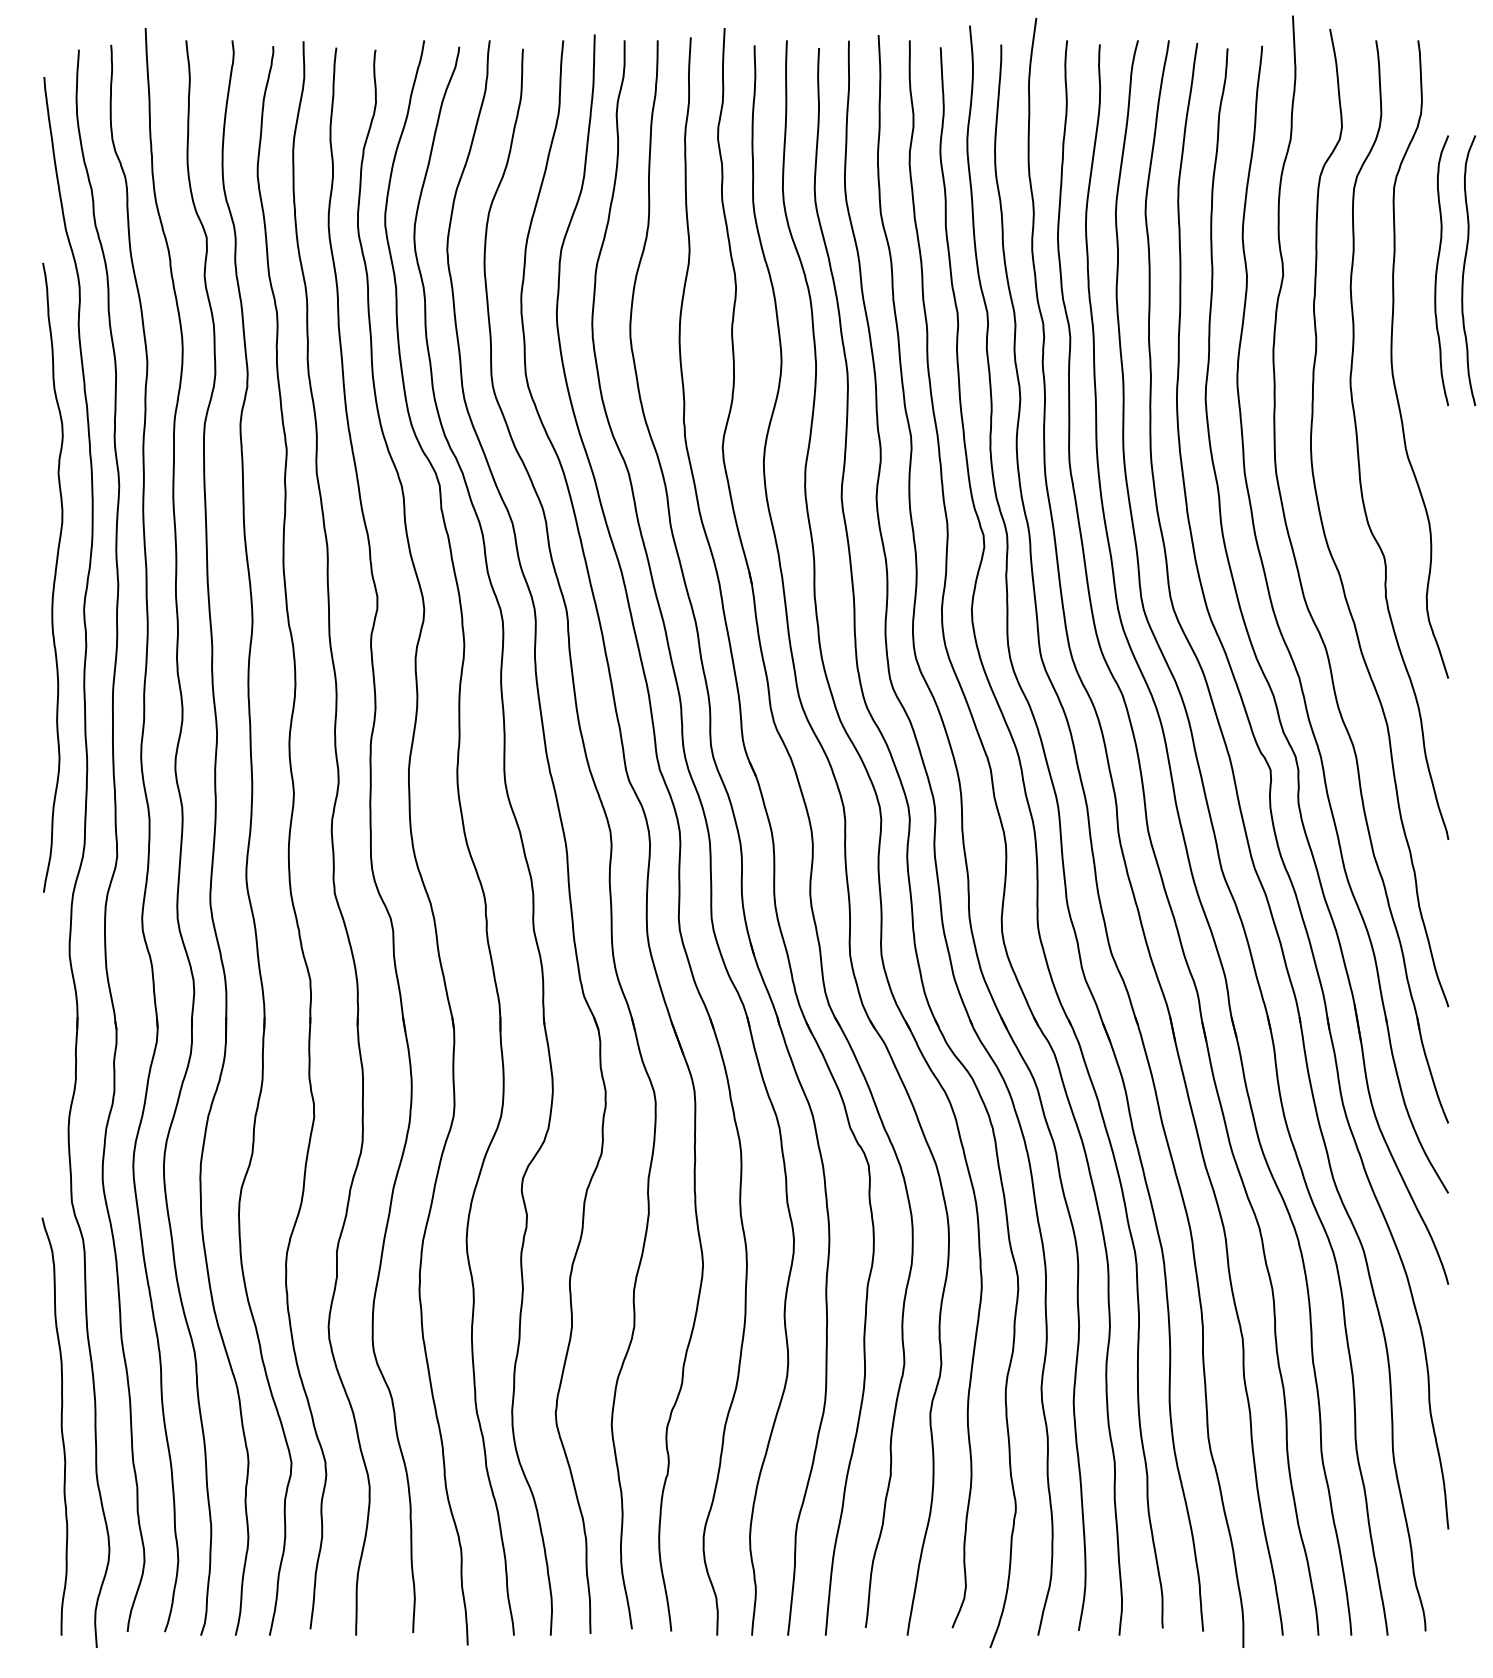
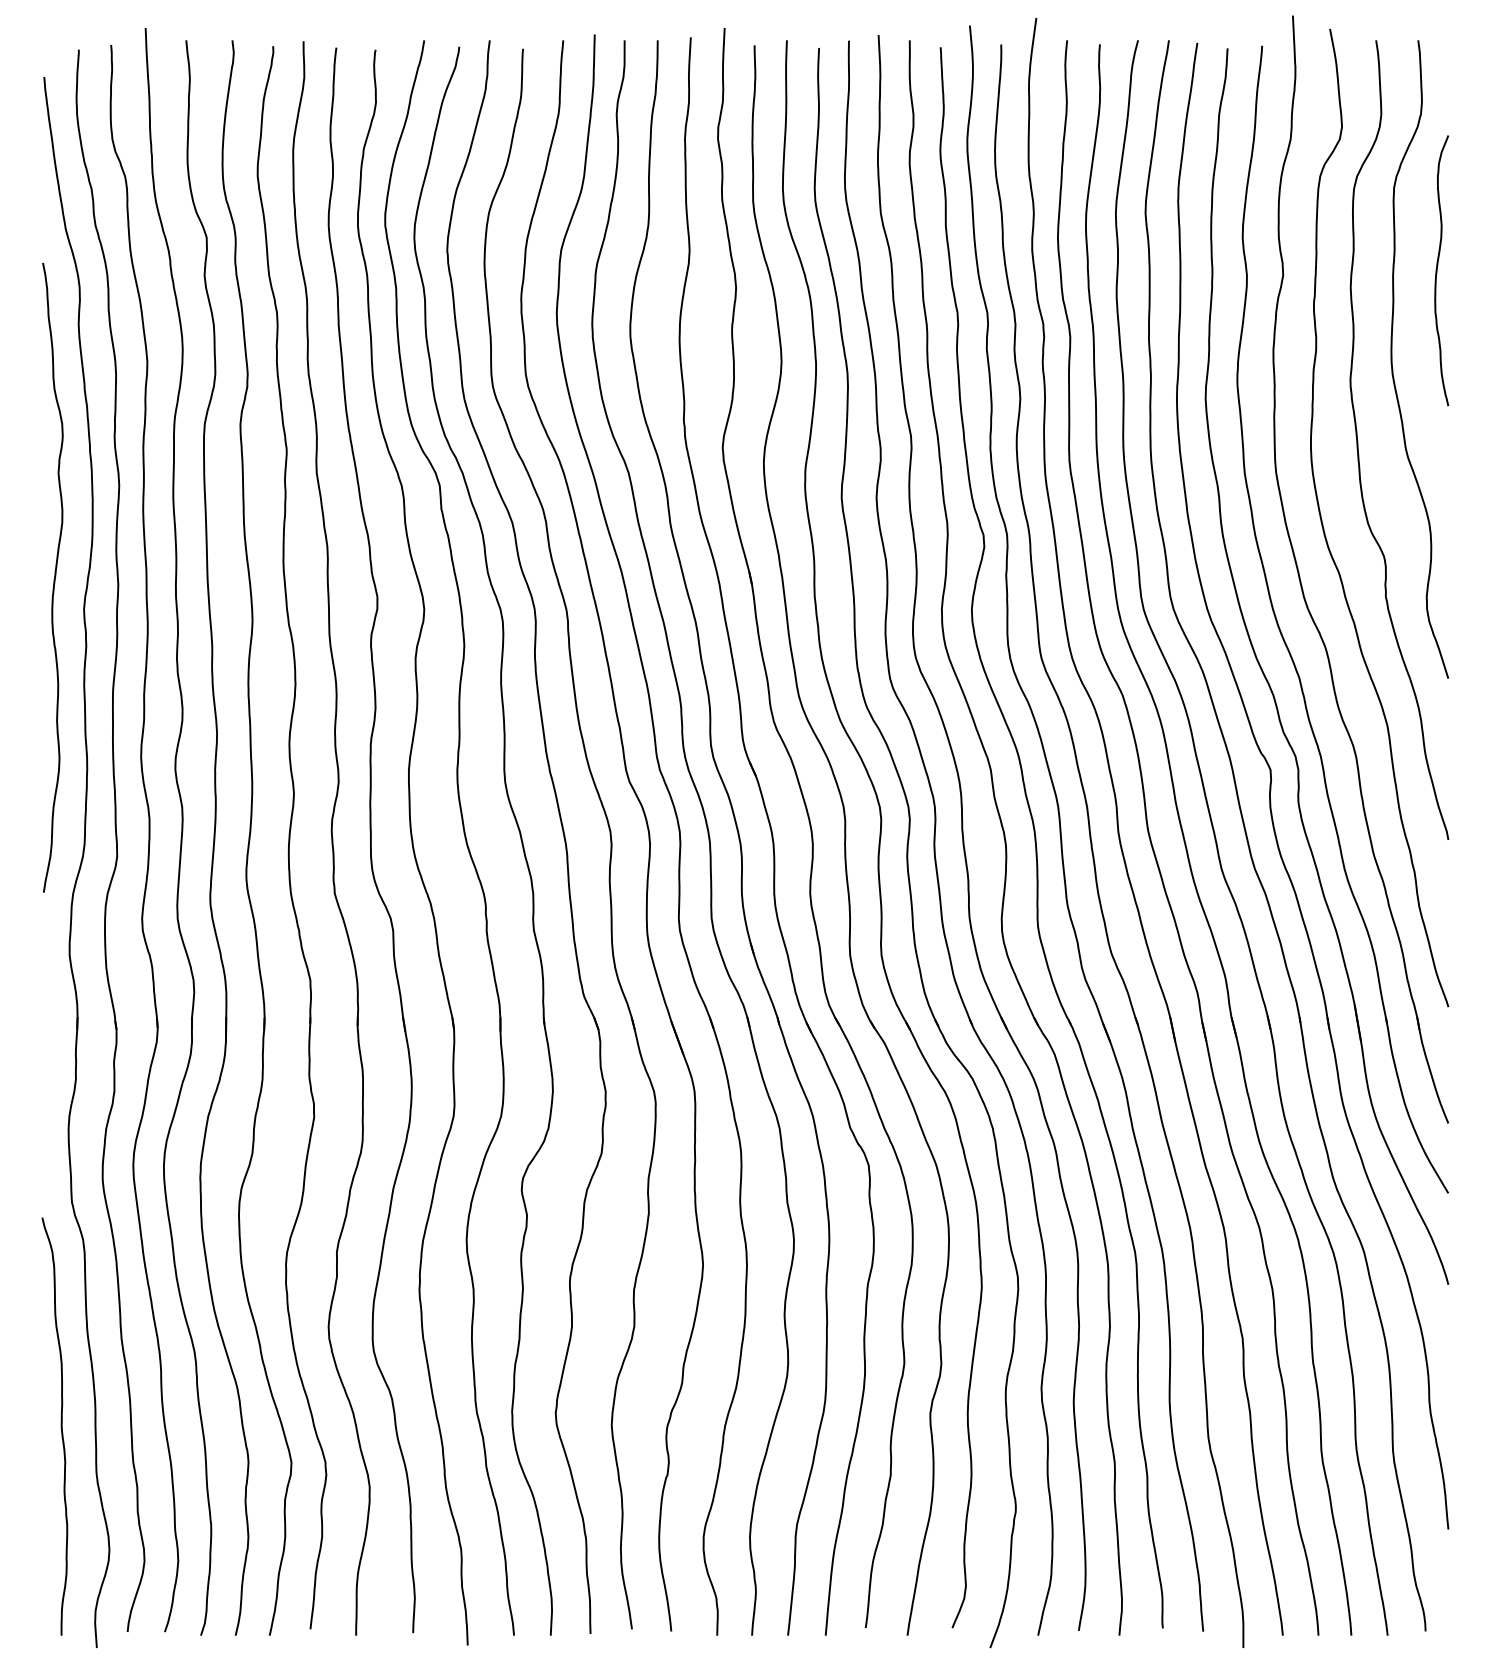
curve: present -> none (1464, 270)
